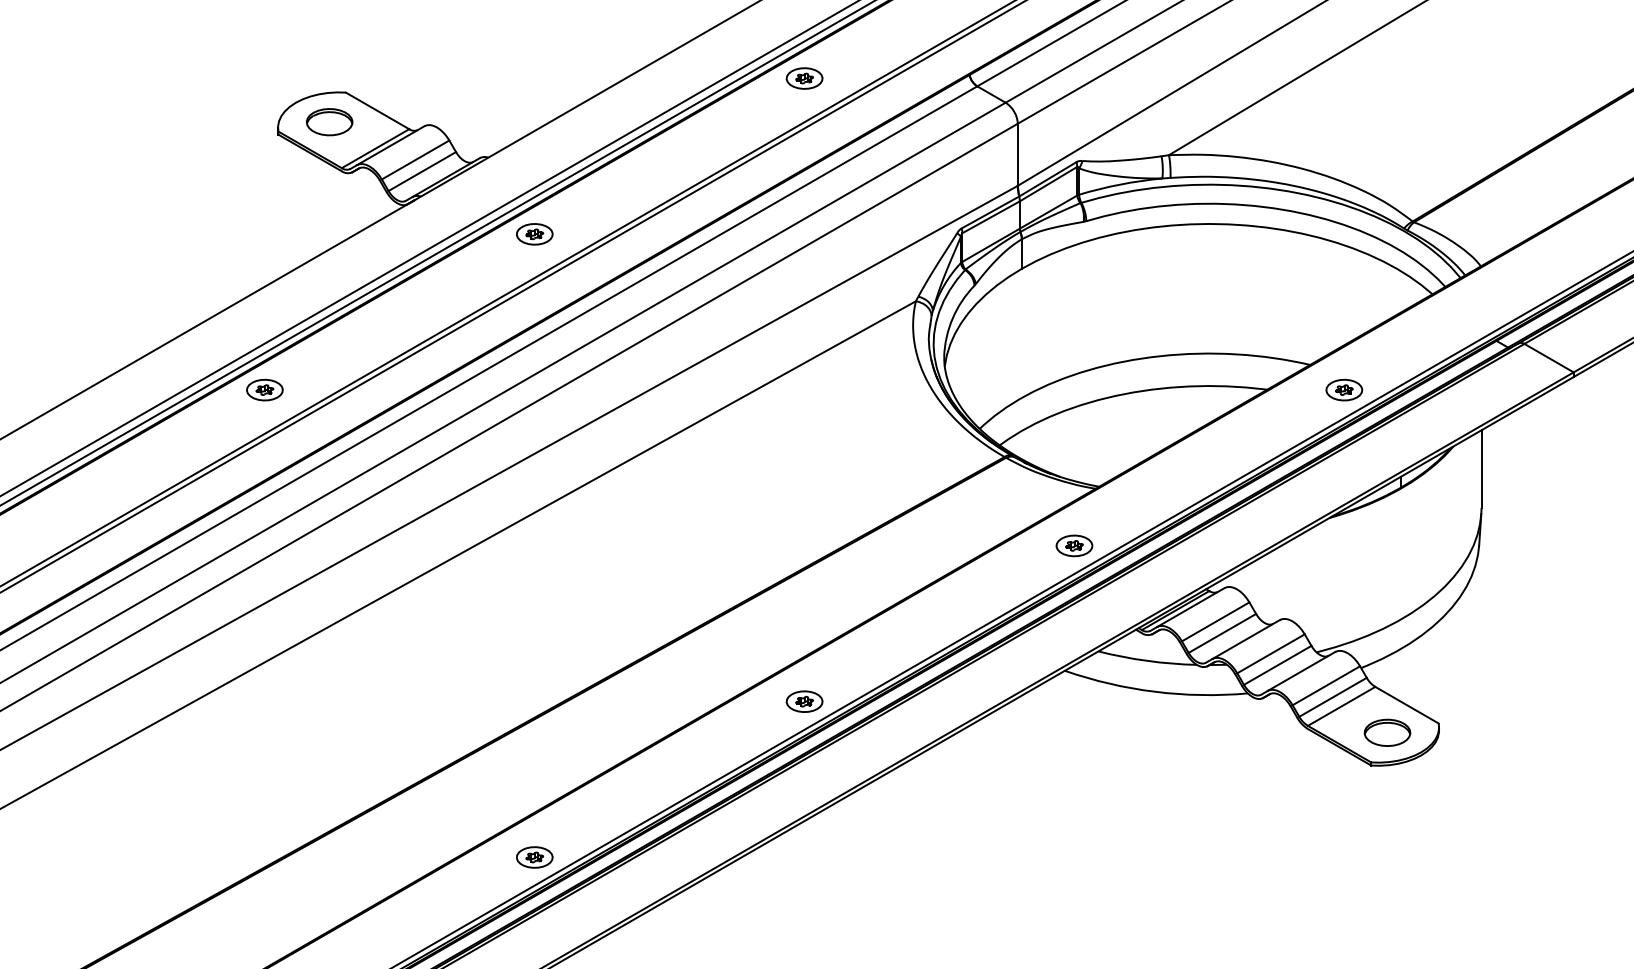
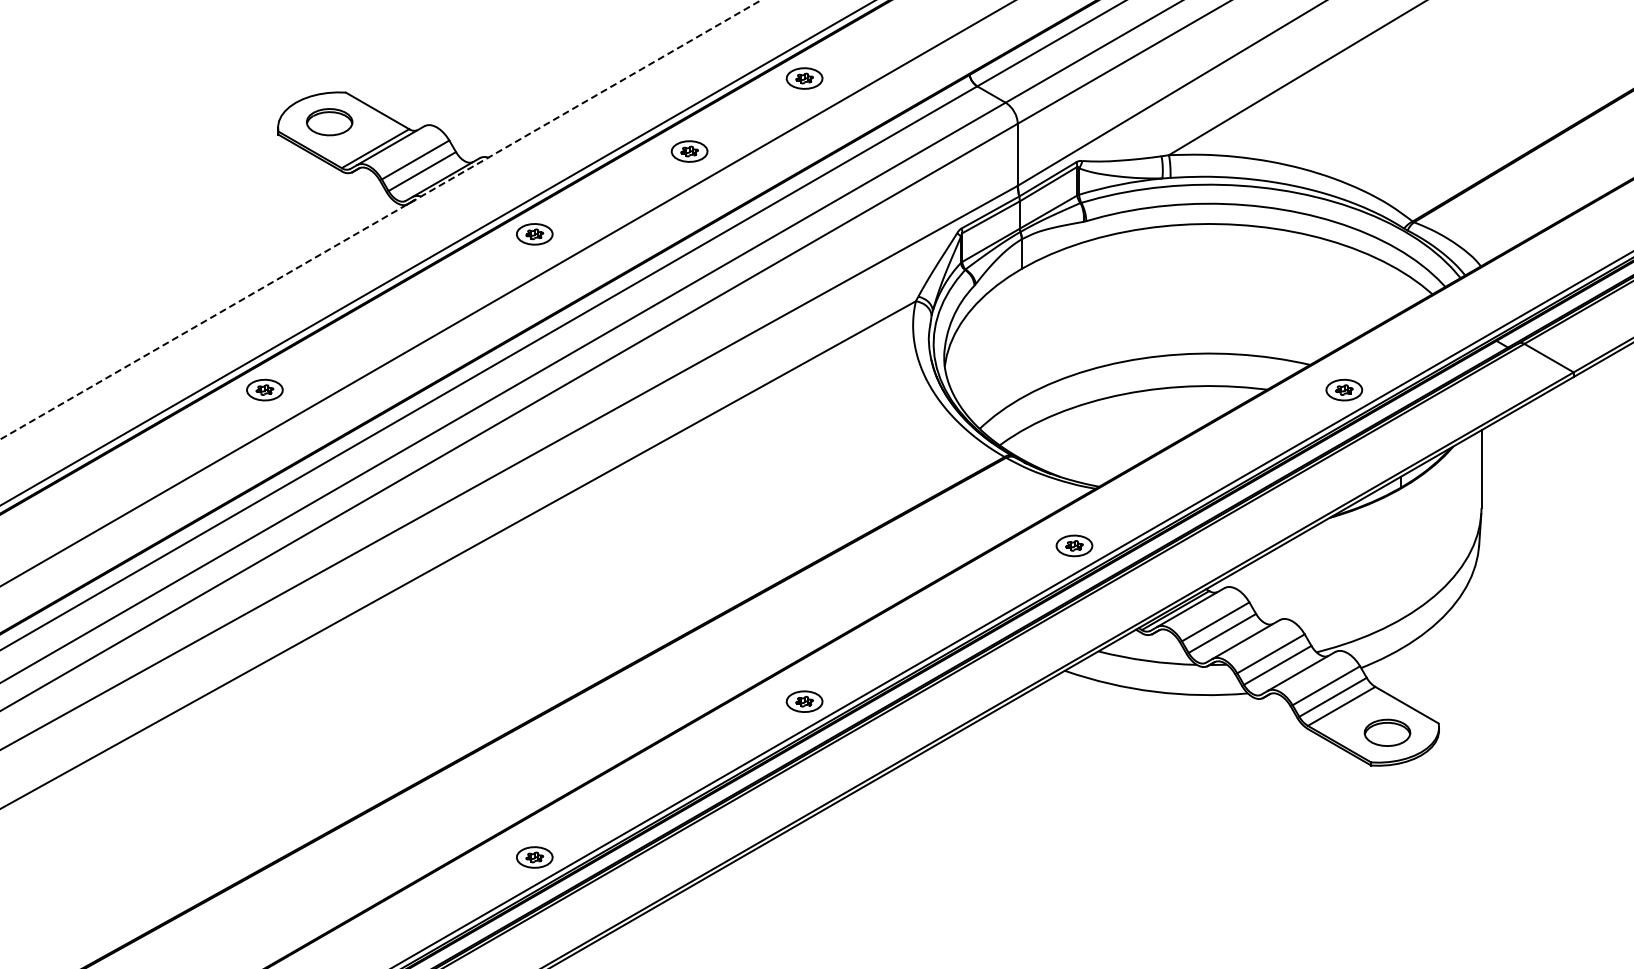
part: none -> present (689, 151)
line: solid -> dashed (380, 220)
line: present -> none (429, 248)
line: present -> none (512, 296)
